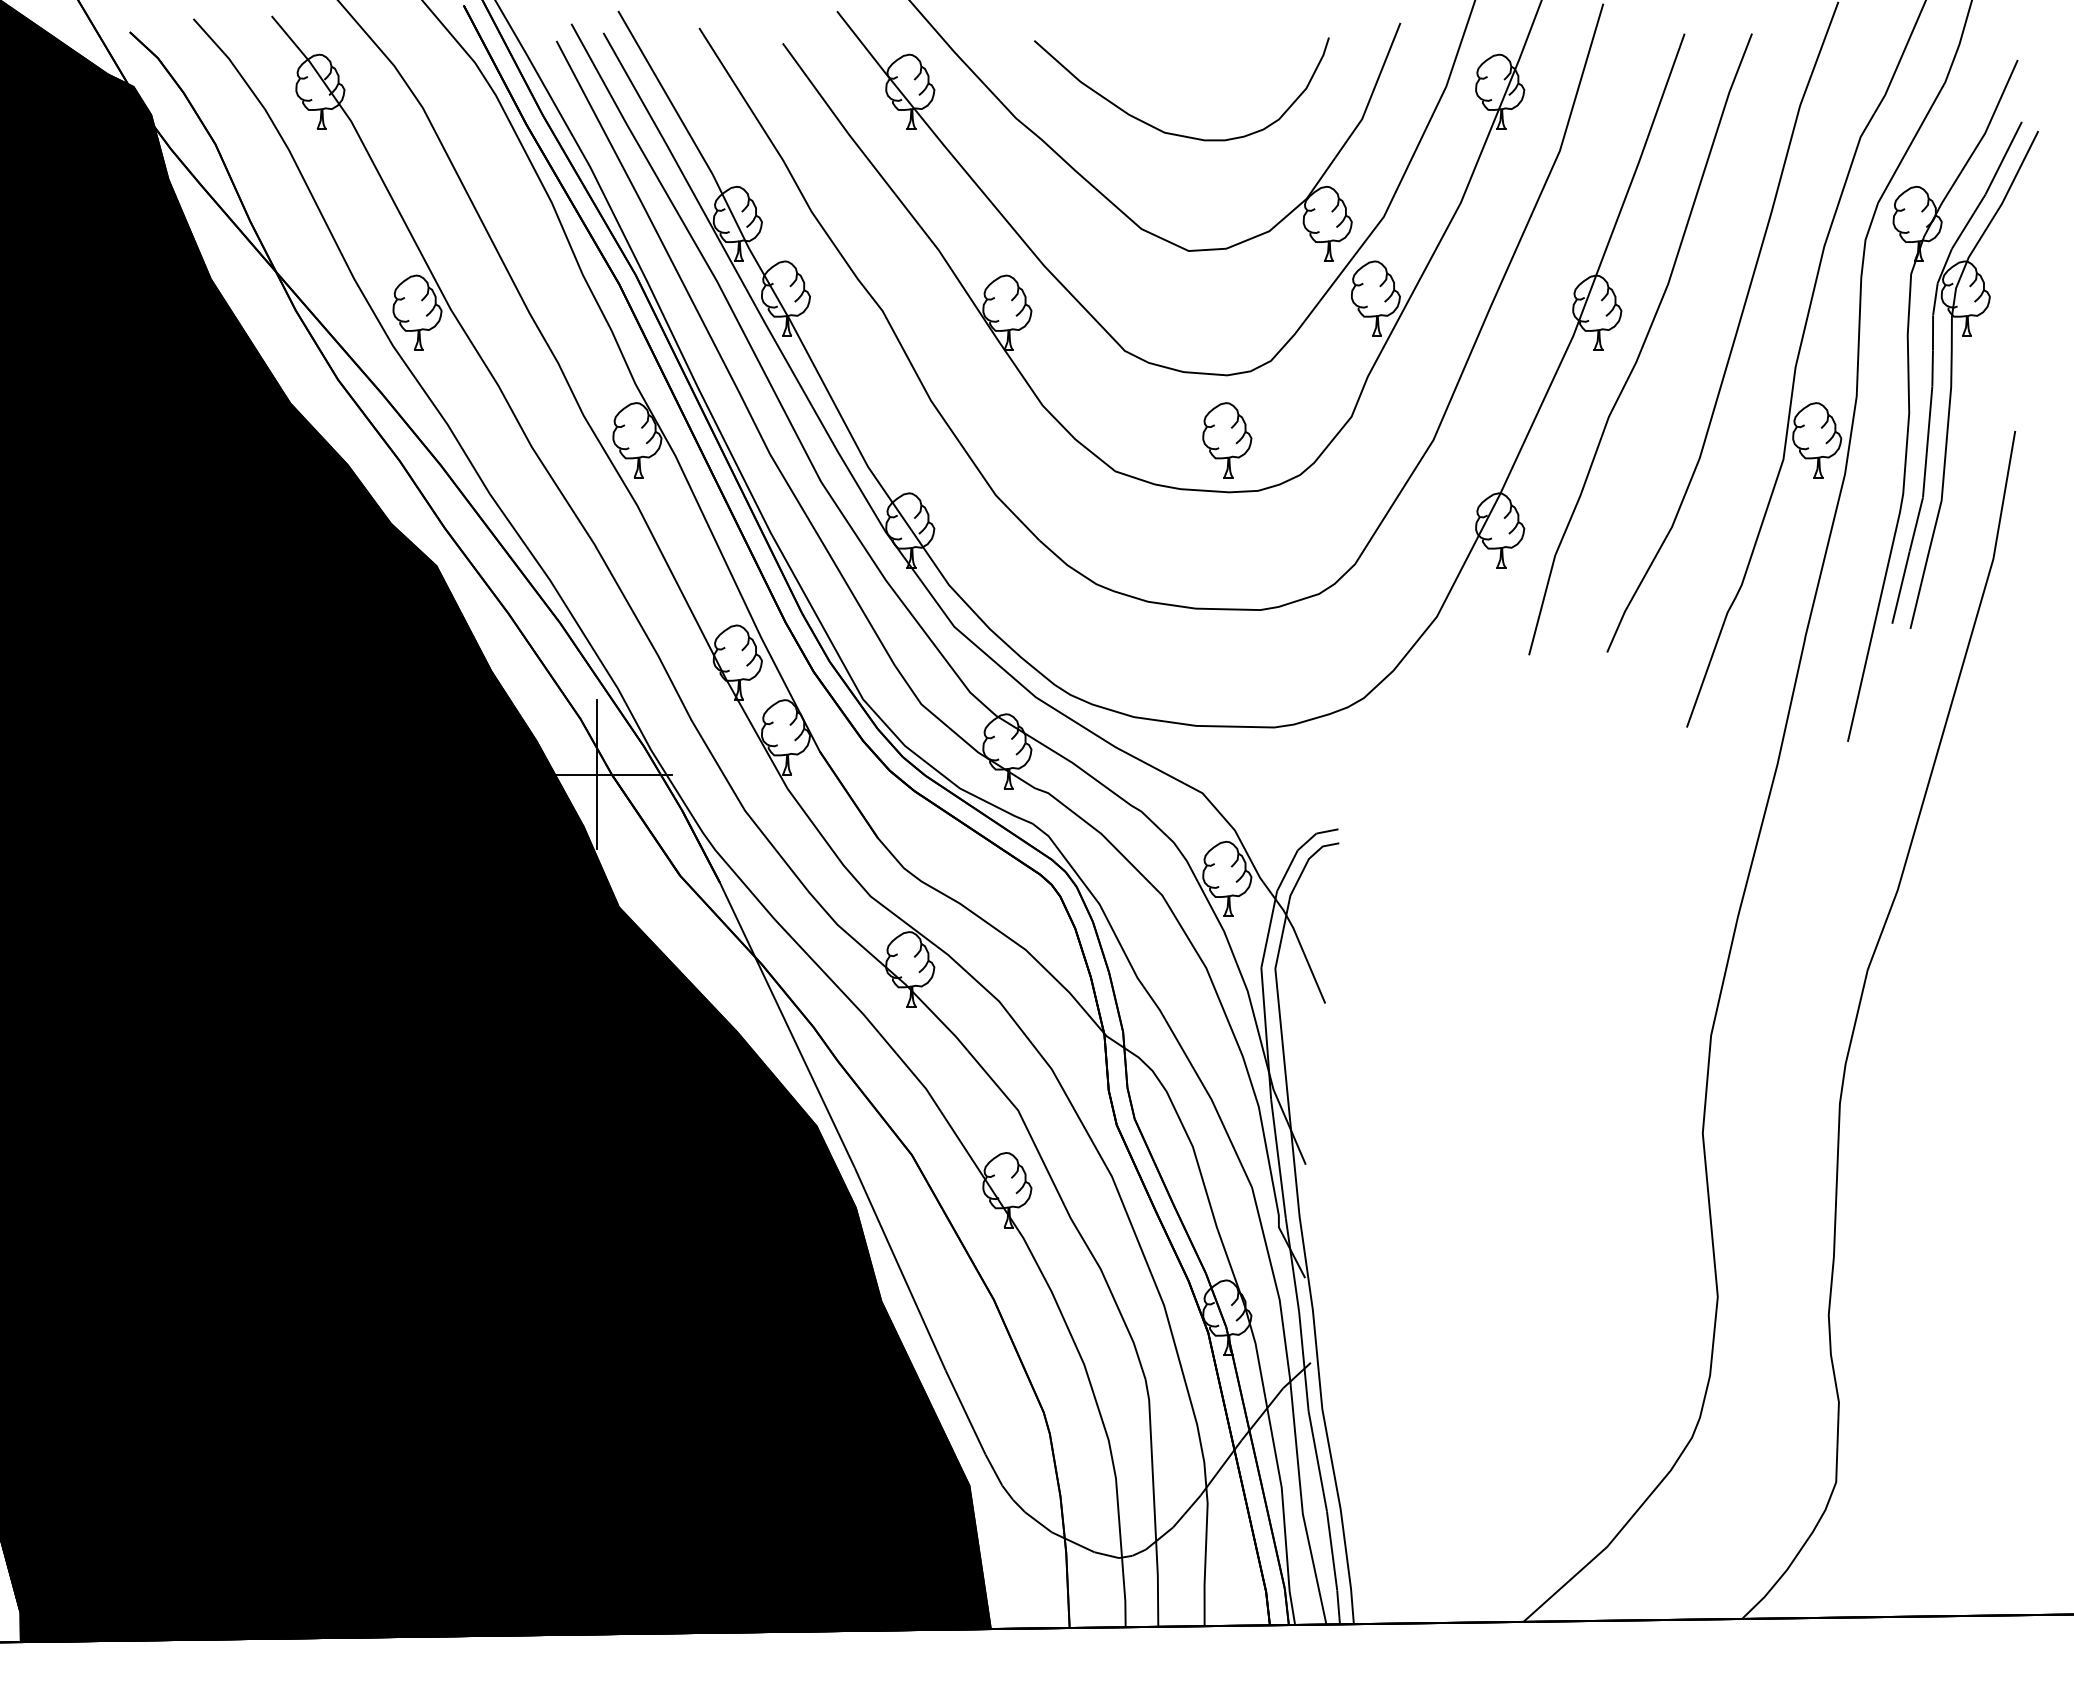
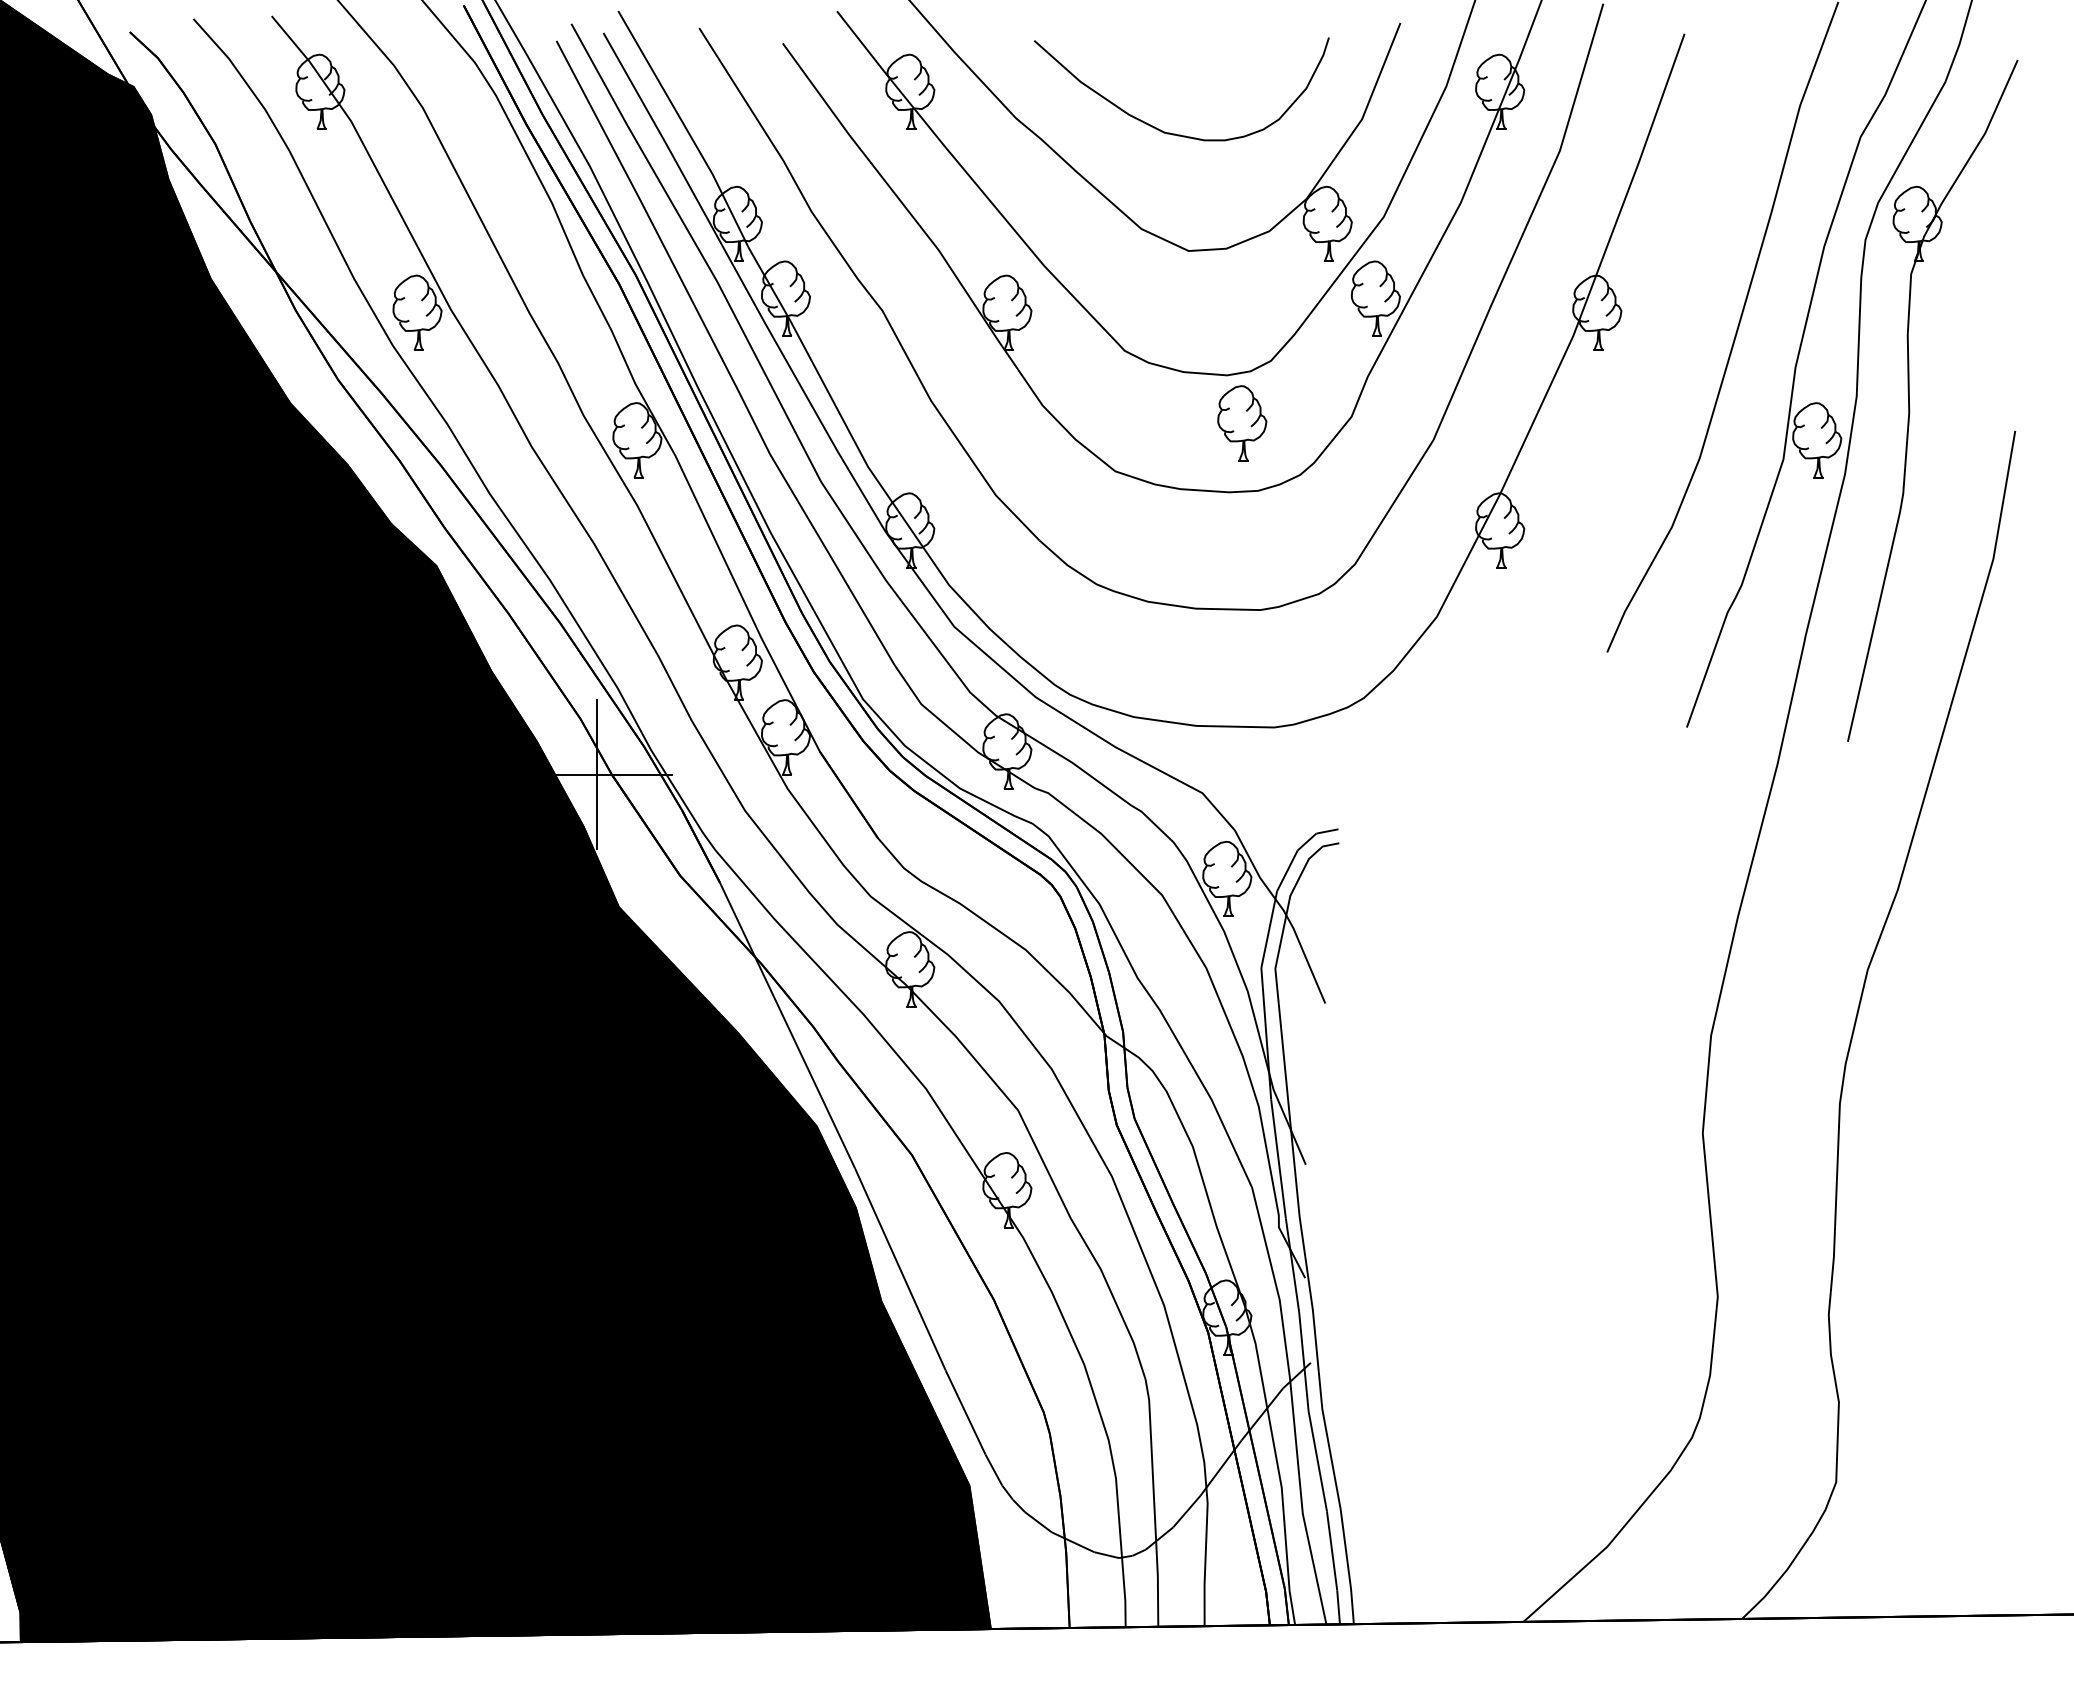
curve: present -> none (1642, 344)
part: present -> none (1952, 374)
part position: (1227, 440) -> (1242, 423) (1242, 423)
